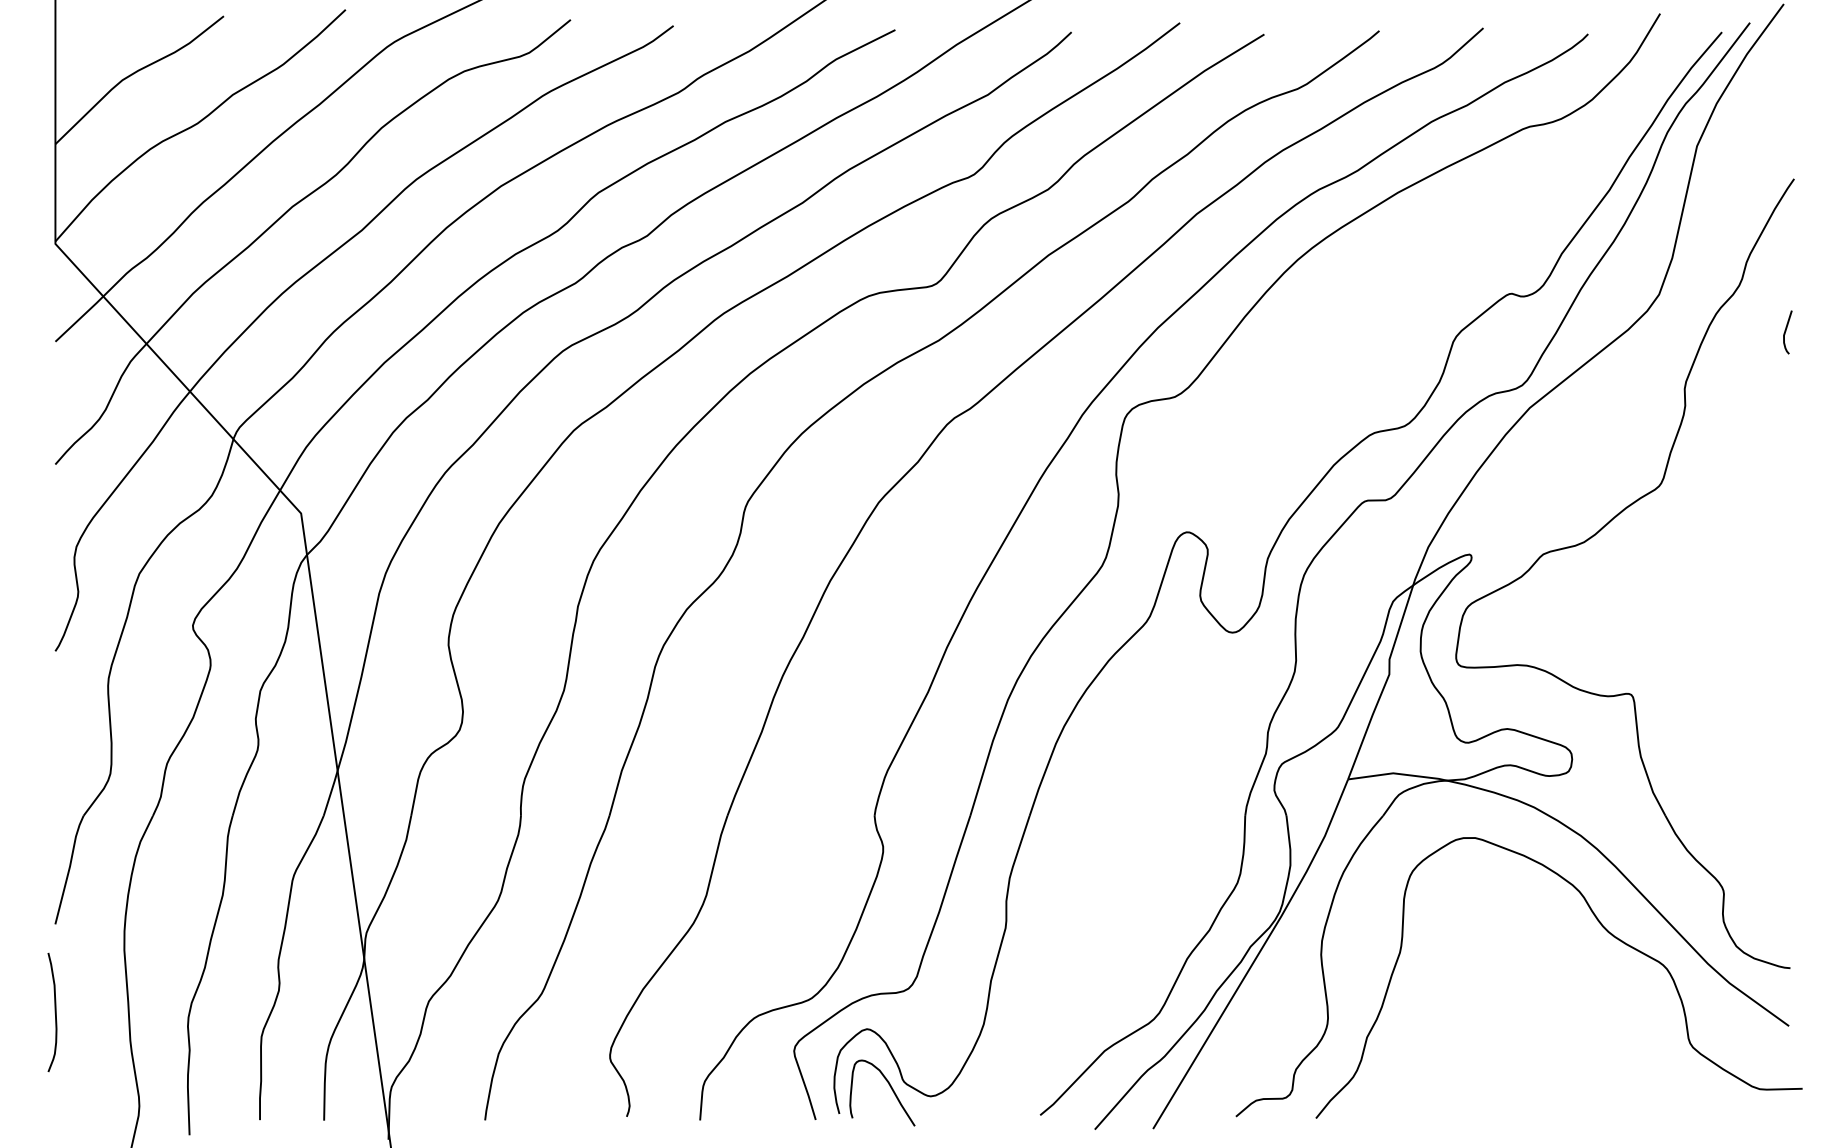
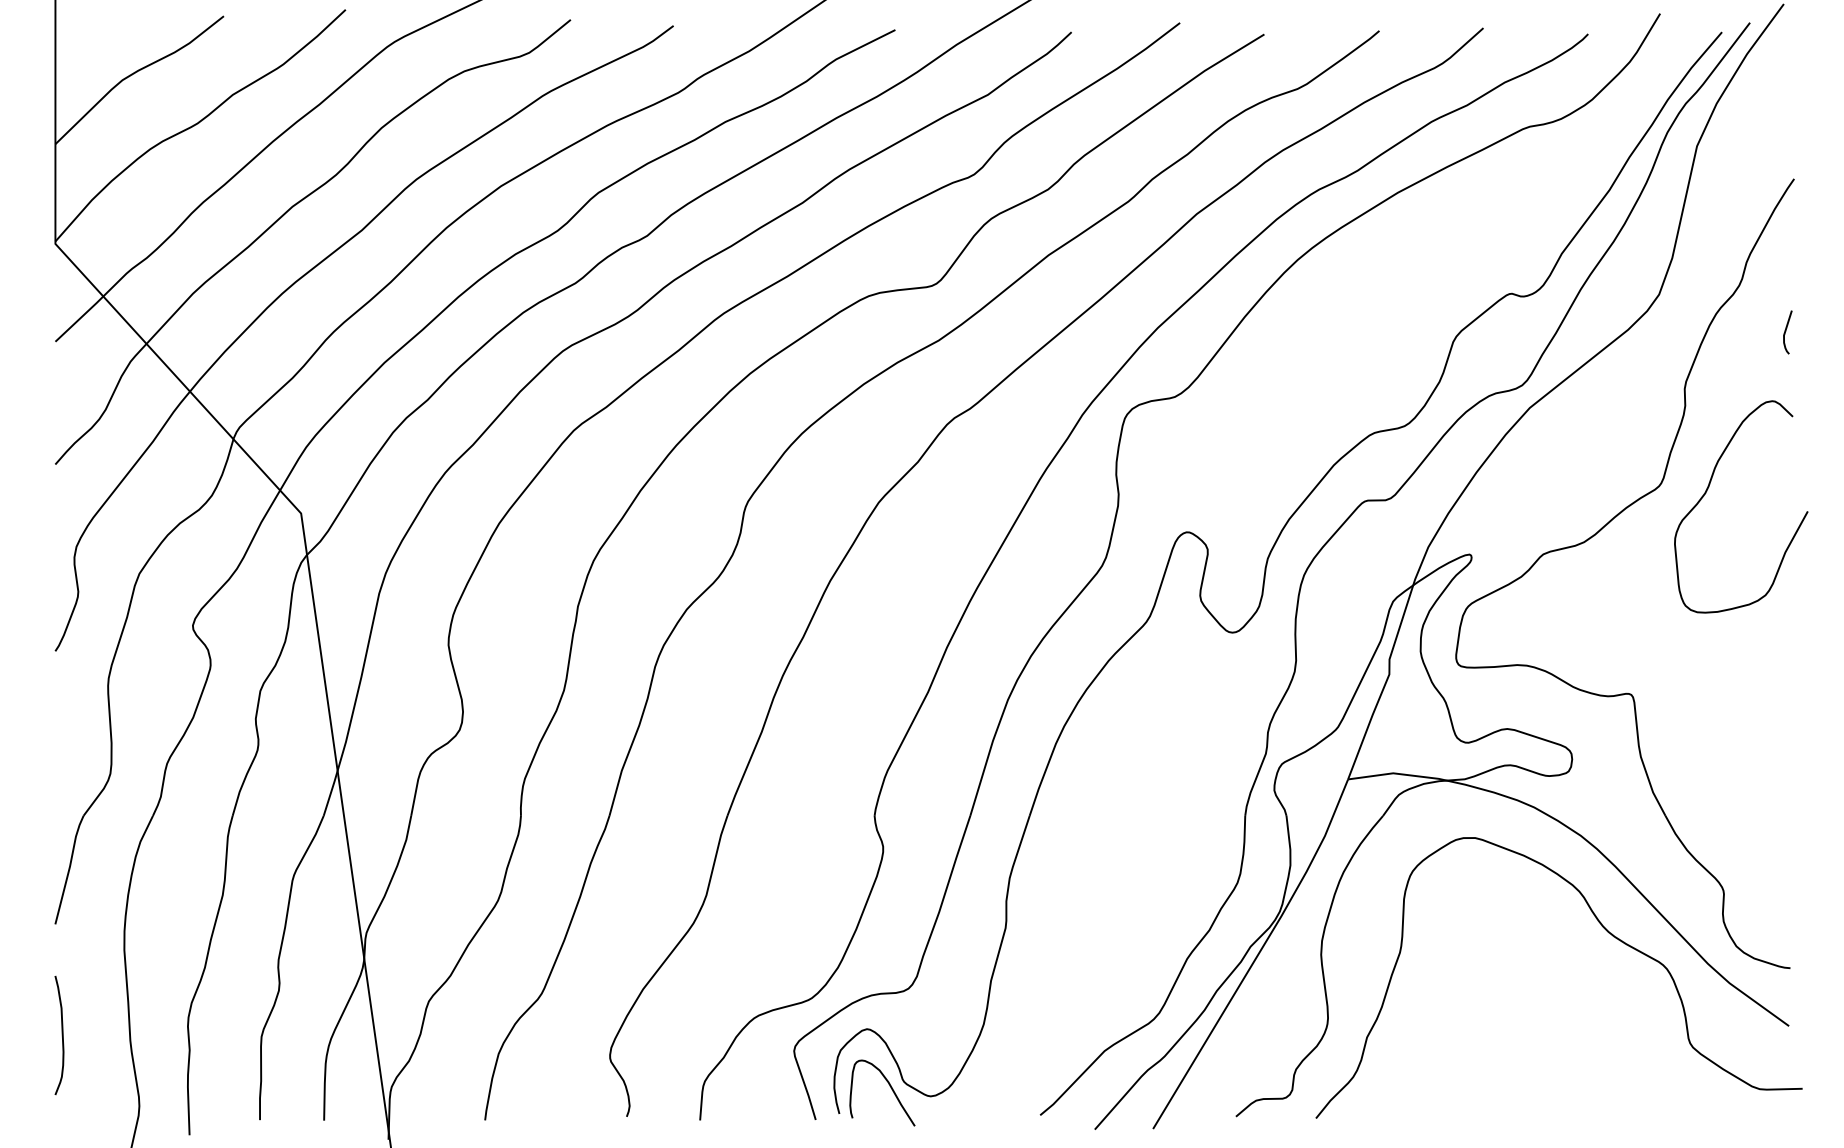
curve: none -> present (1708, 489)
curve position: (54, 1012) -> (61, 1035) (61, 1035)
